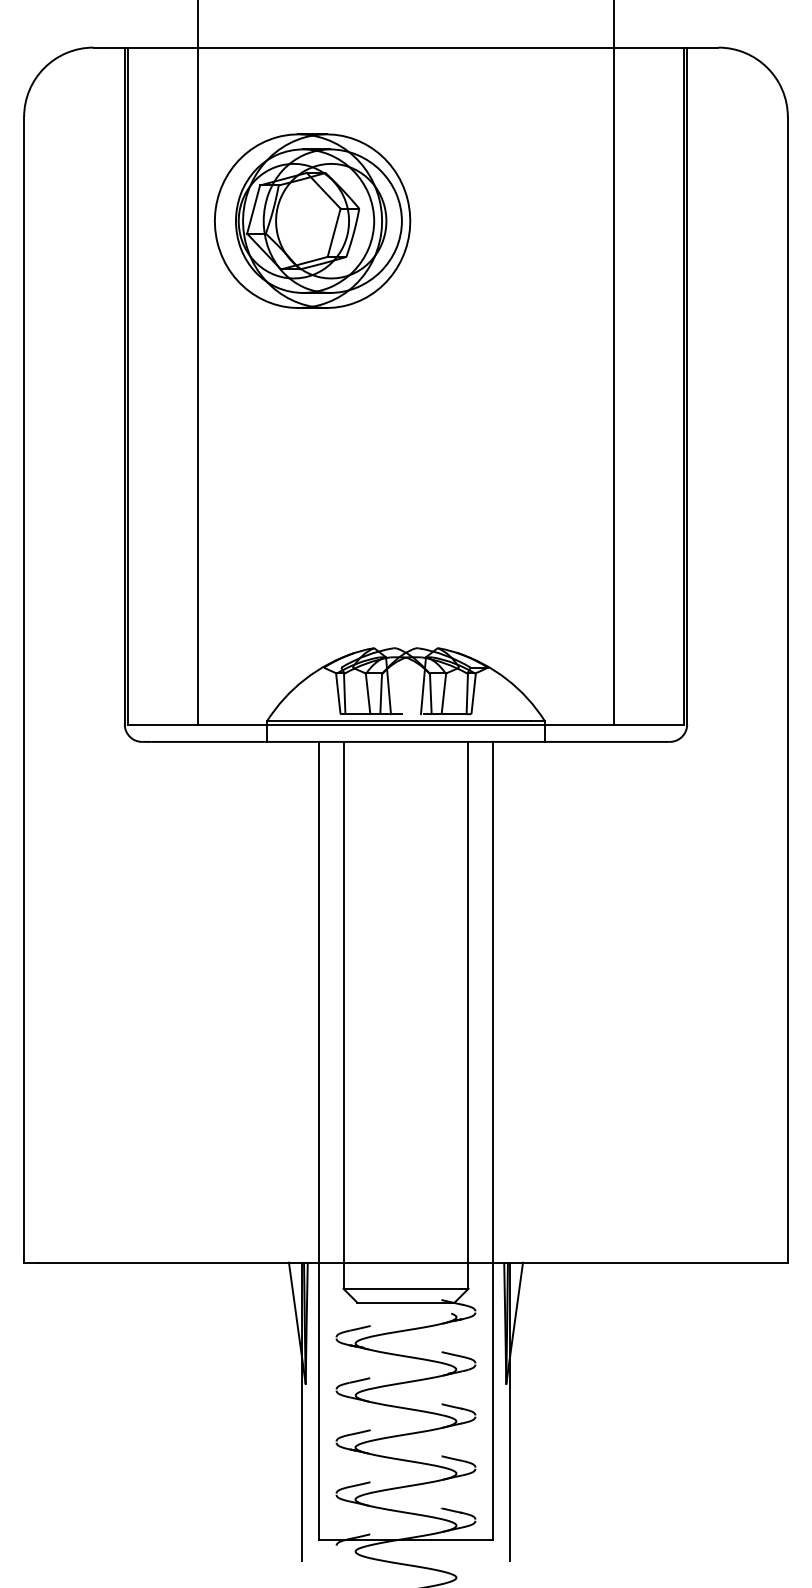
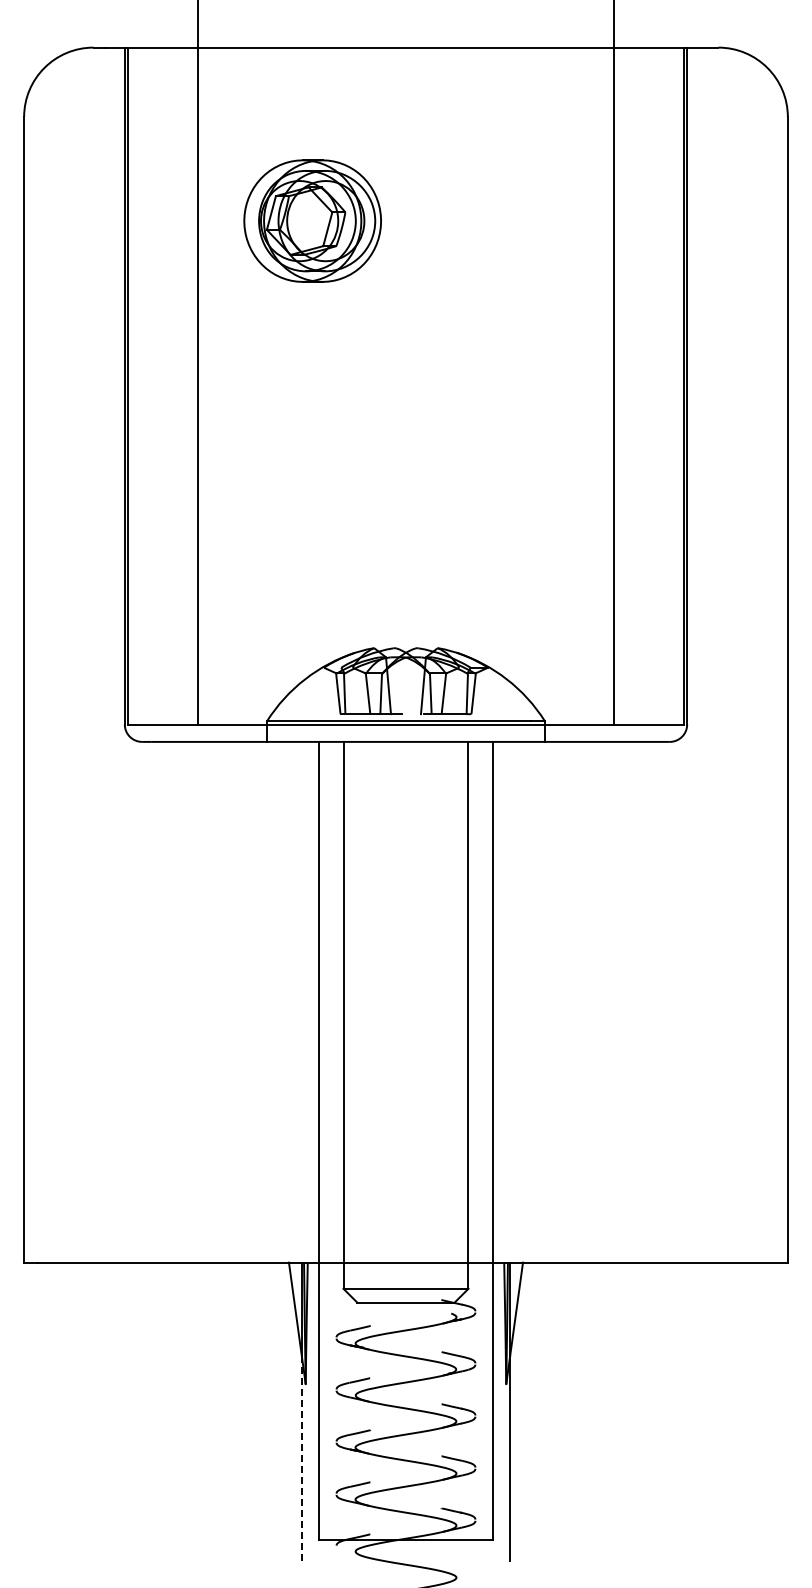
part size: 198x176 px -> 139x124 px (312, 220)
line: solid -> dashed (301, 1459)
